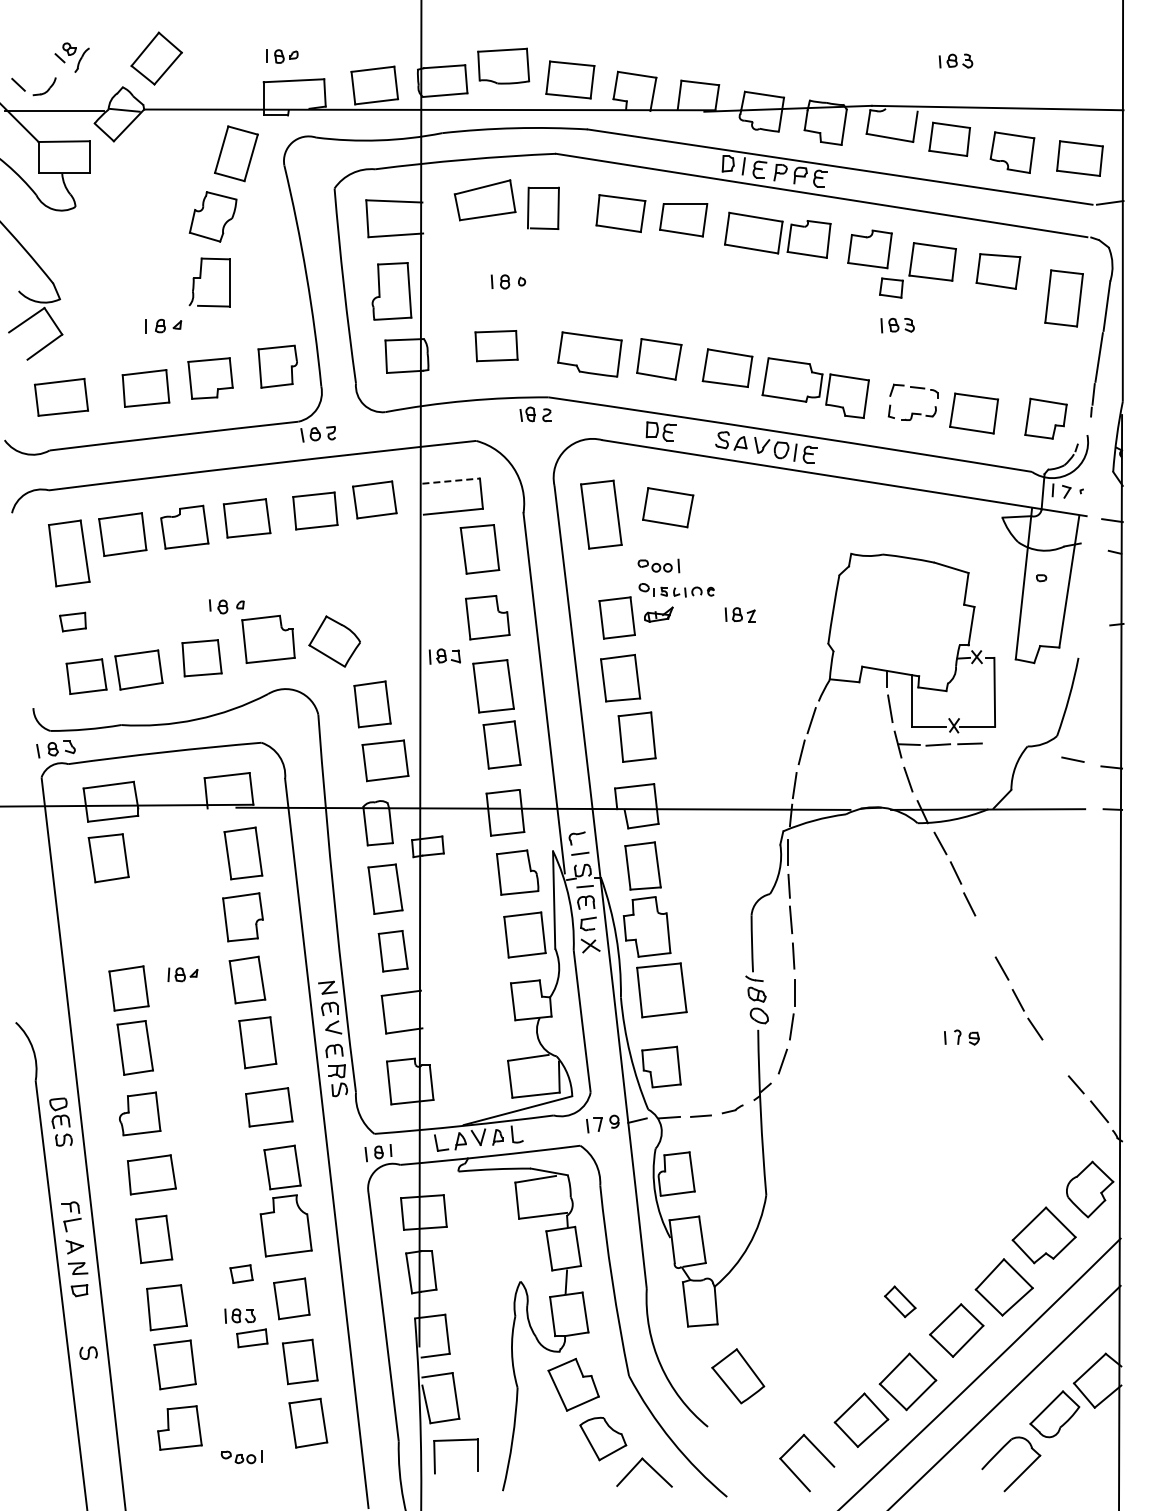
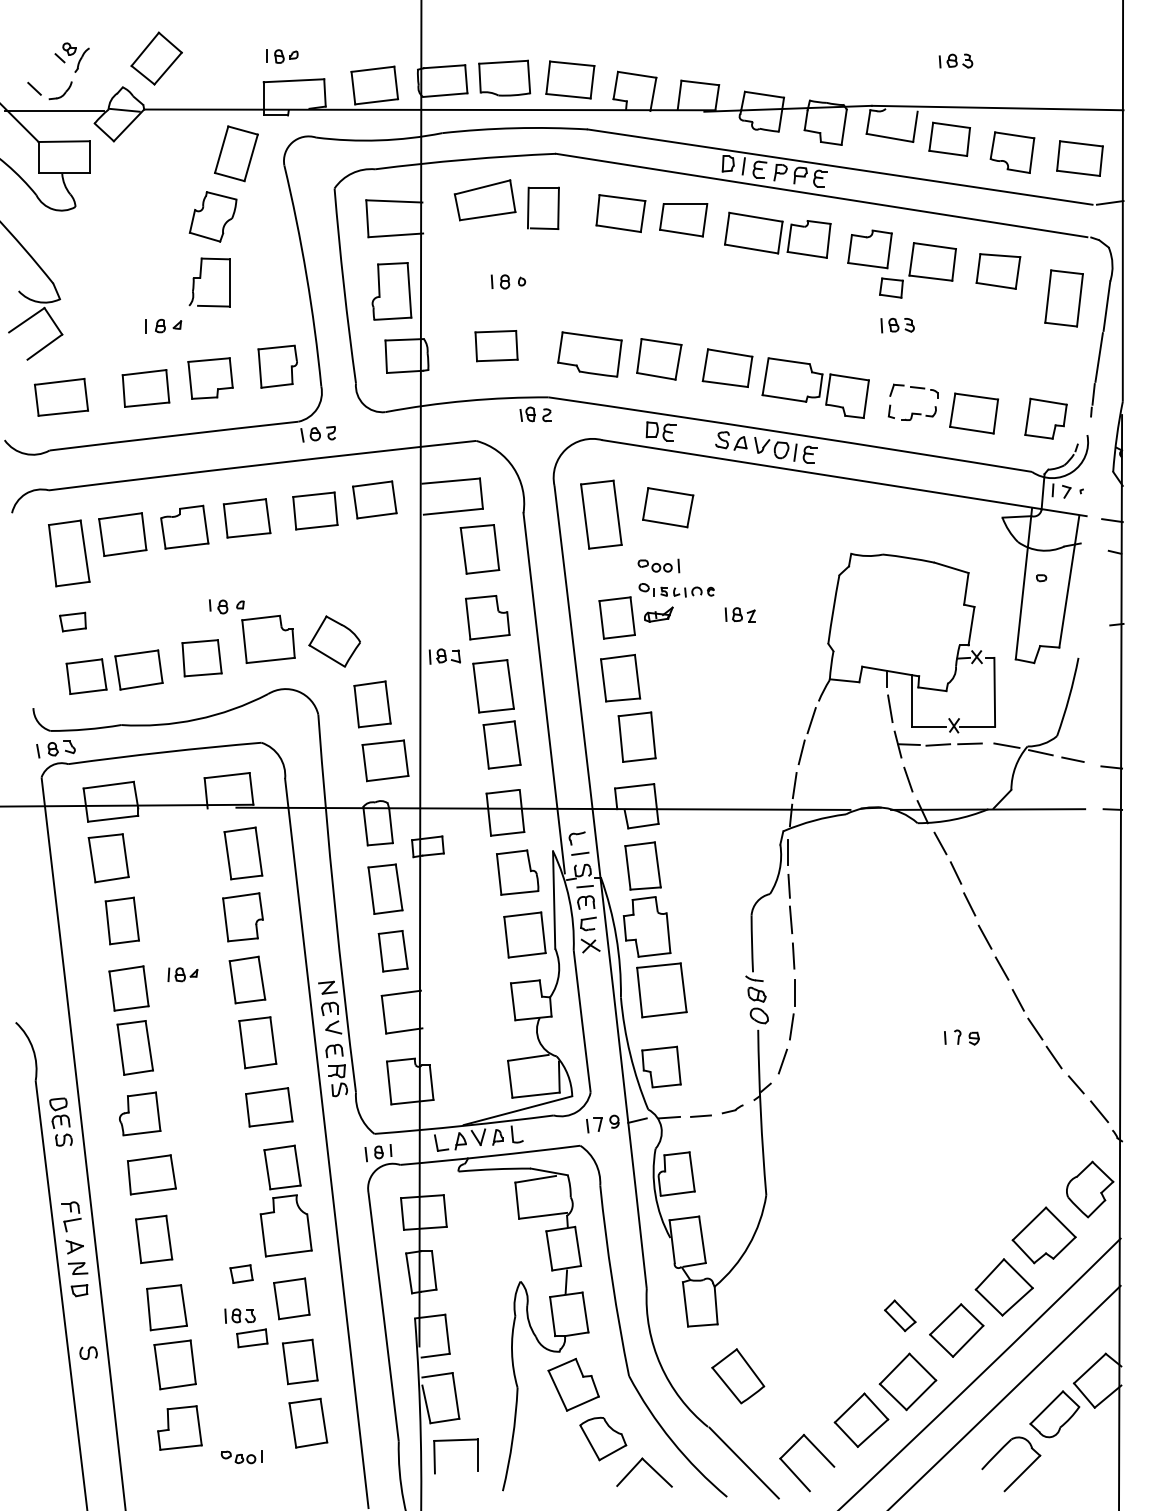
part position: (503, 65) -> (504, 77) (504, 77)
part position: (33, 94) -> (49, 98) (49, 98)
line: dashed -> solid (451, 481)
line: none -> present (1006, 745)
line: none -> present (1040, 752)
part: none -> present (121, 920)
line: none -> present (984, 936)
line: none -> present (1053, 1057)
part position: (900, 1301) -> (900, 1315) (900, 1315)
line: none -> present (743, 1462)
